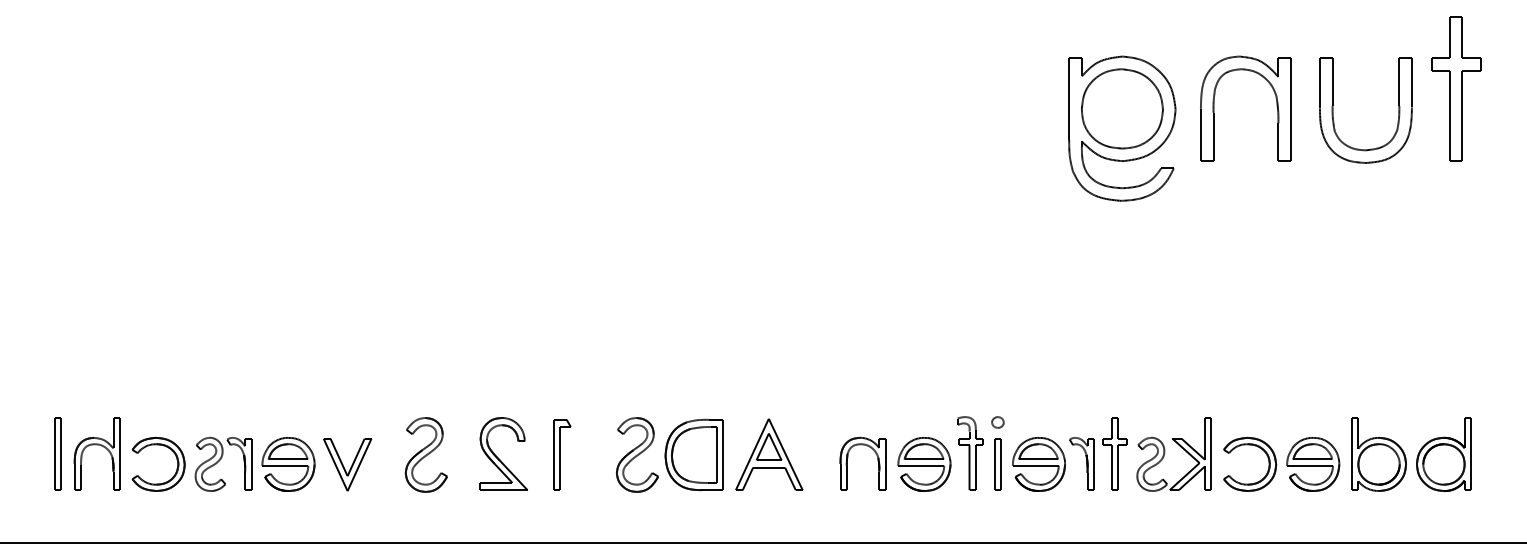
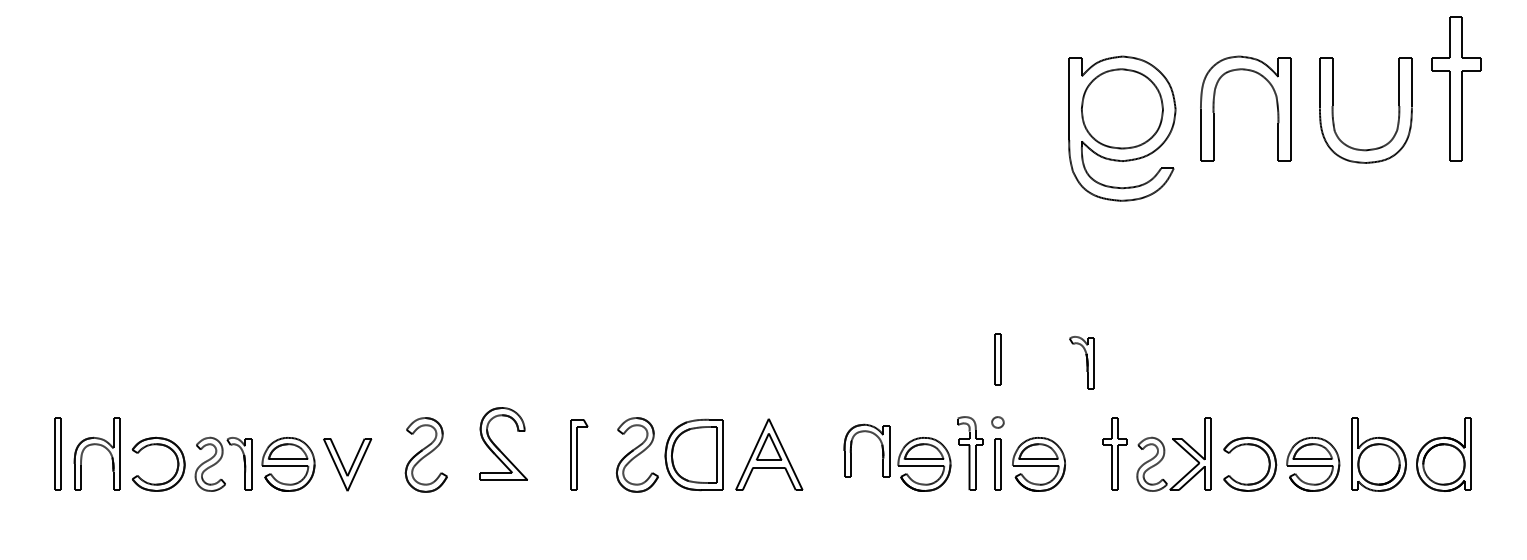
part: none -> present (997, 359)
part position: (562, 454) -> (579, 454) (579, 454)
part position: (498, 457) -> (498, 447) (498, 447)
part position: (847, 463) -> (851, 450) (851, 450)
part position: (1081, 463) -> (1081, 362) (1081, 362)
line: present -> none (762, 543)
